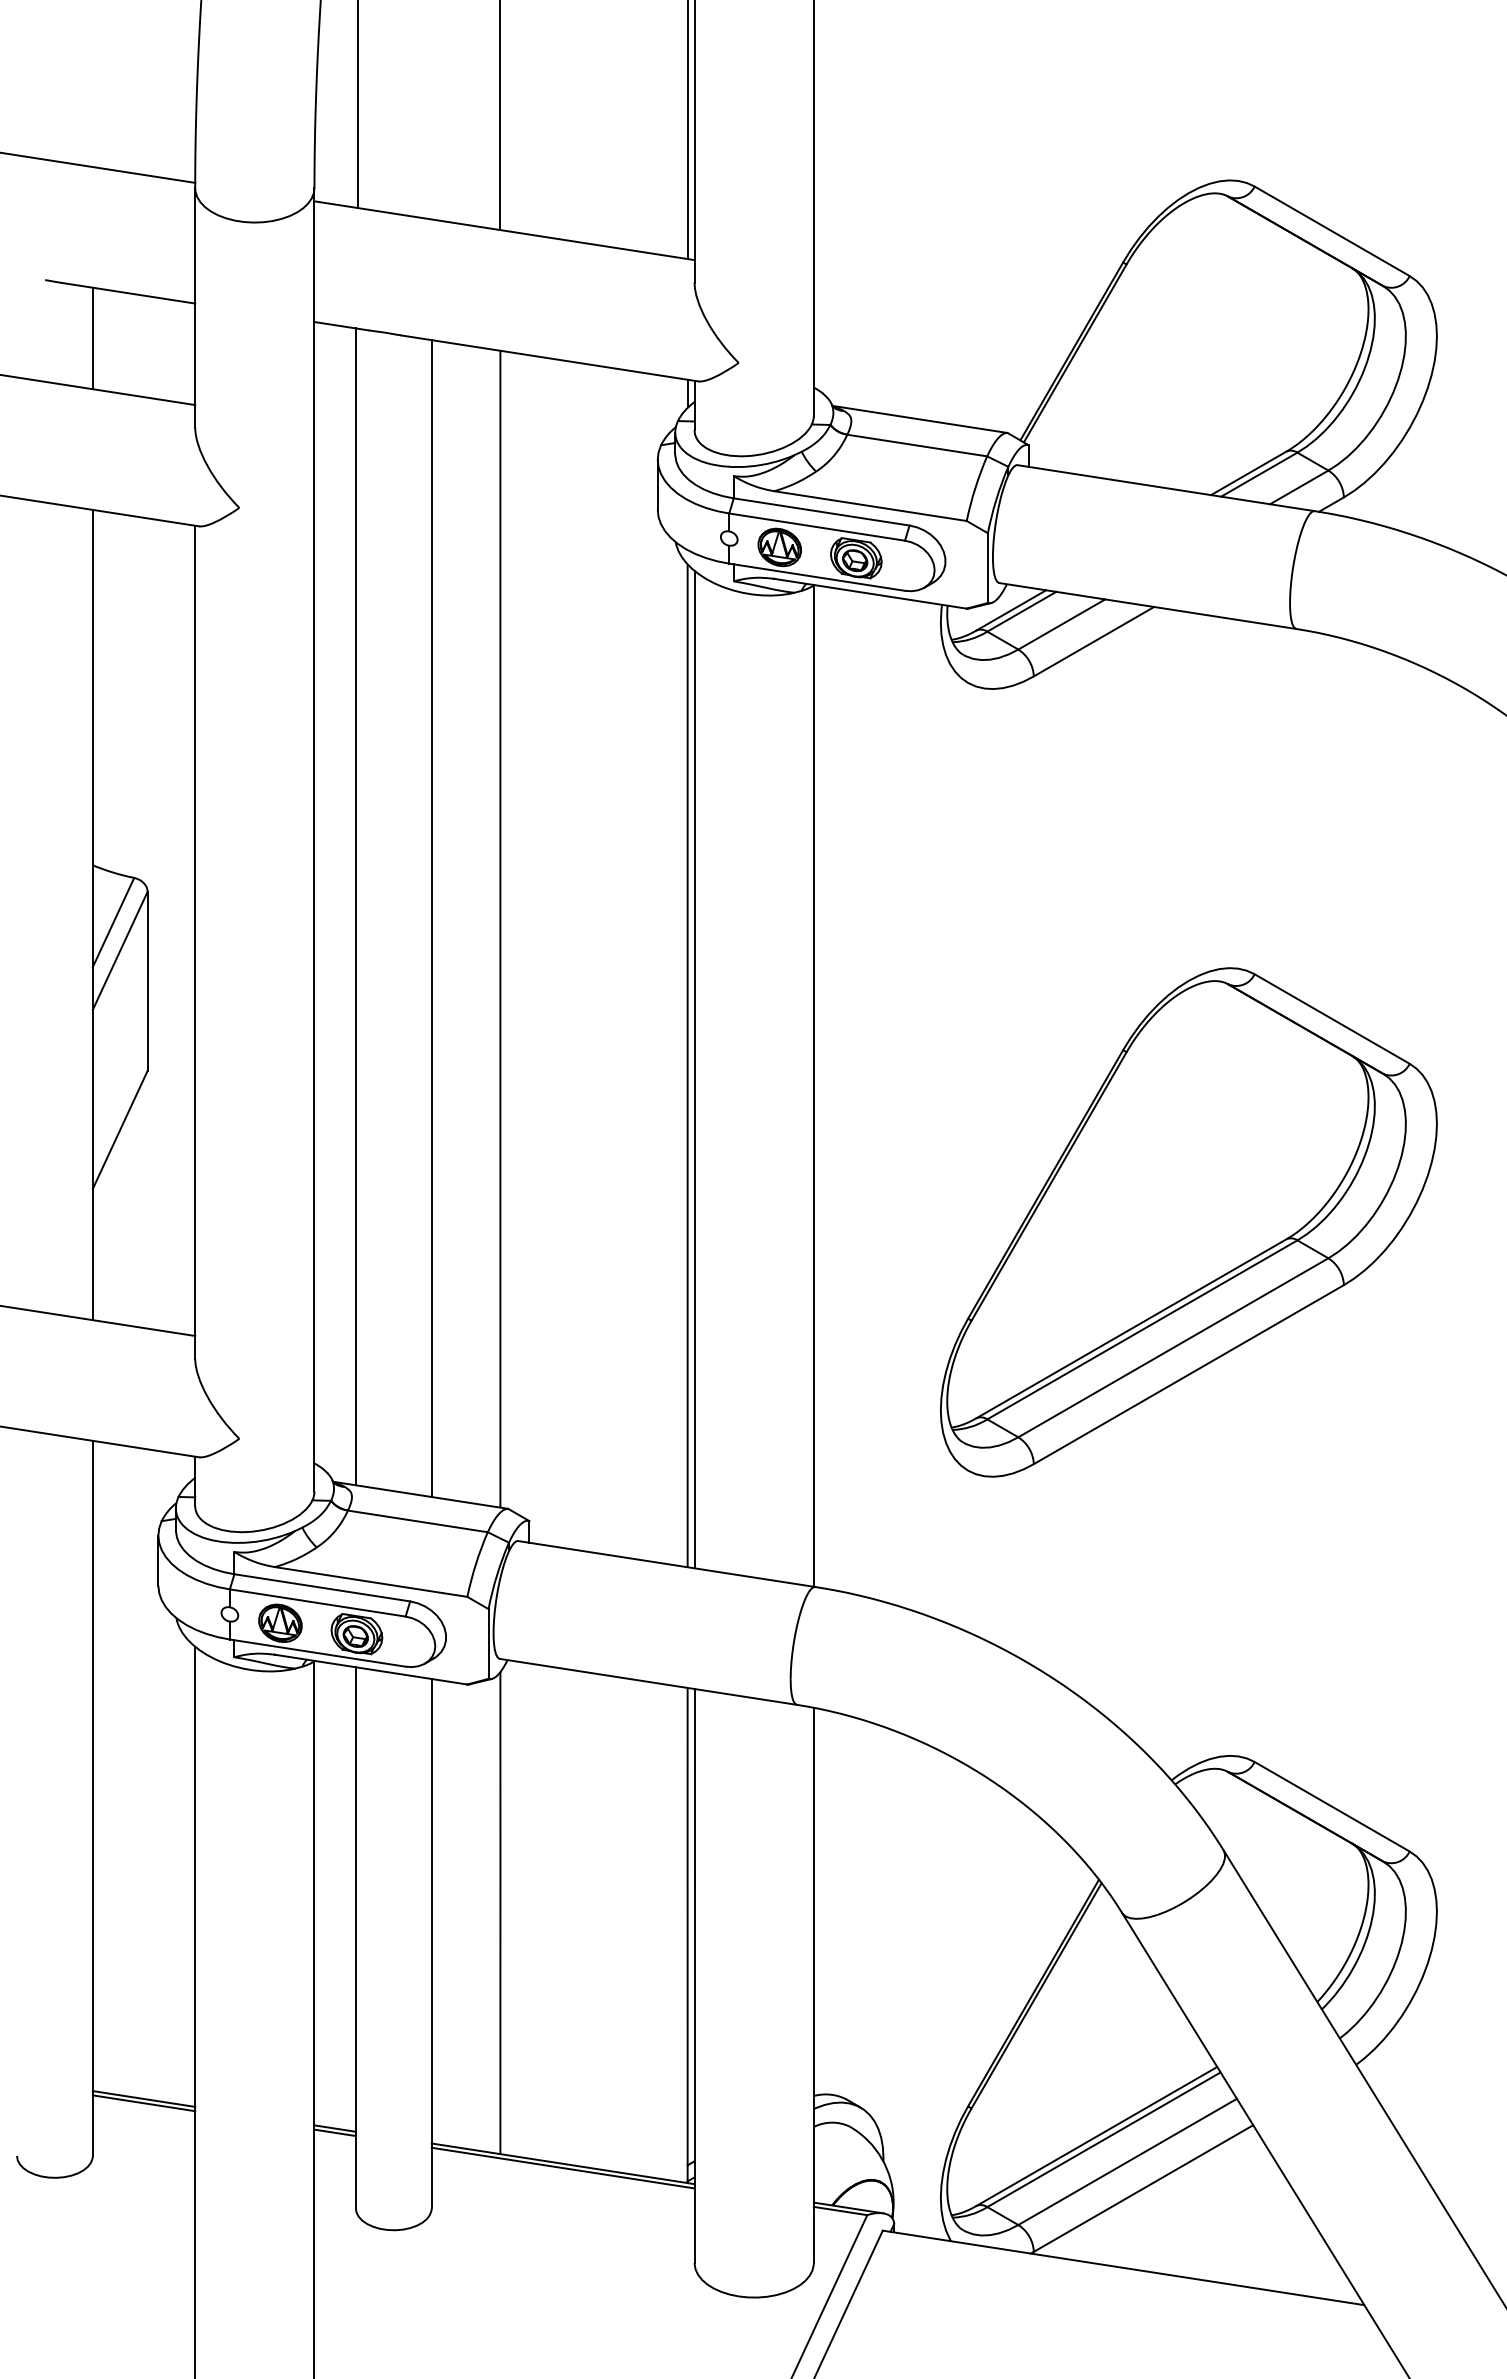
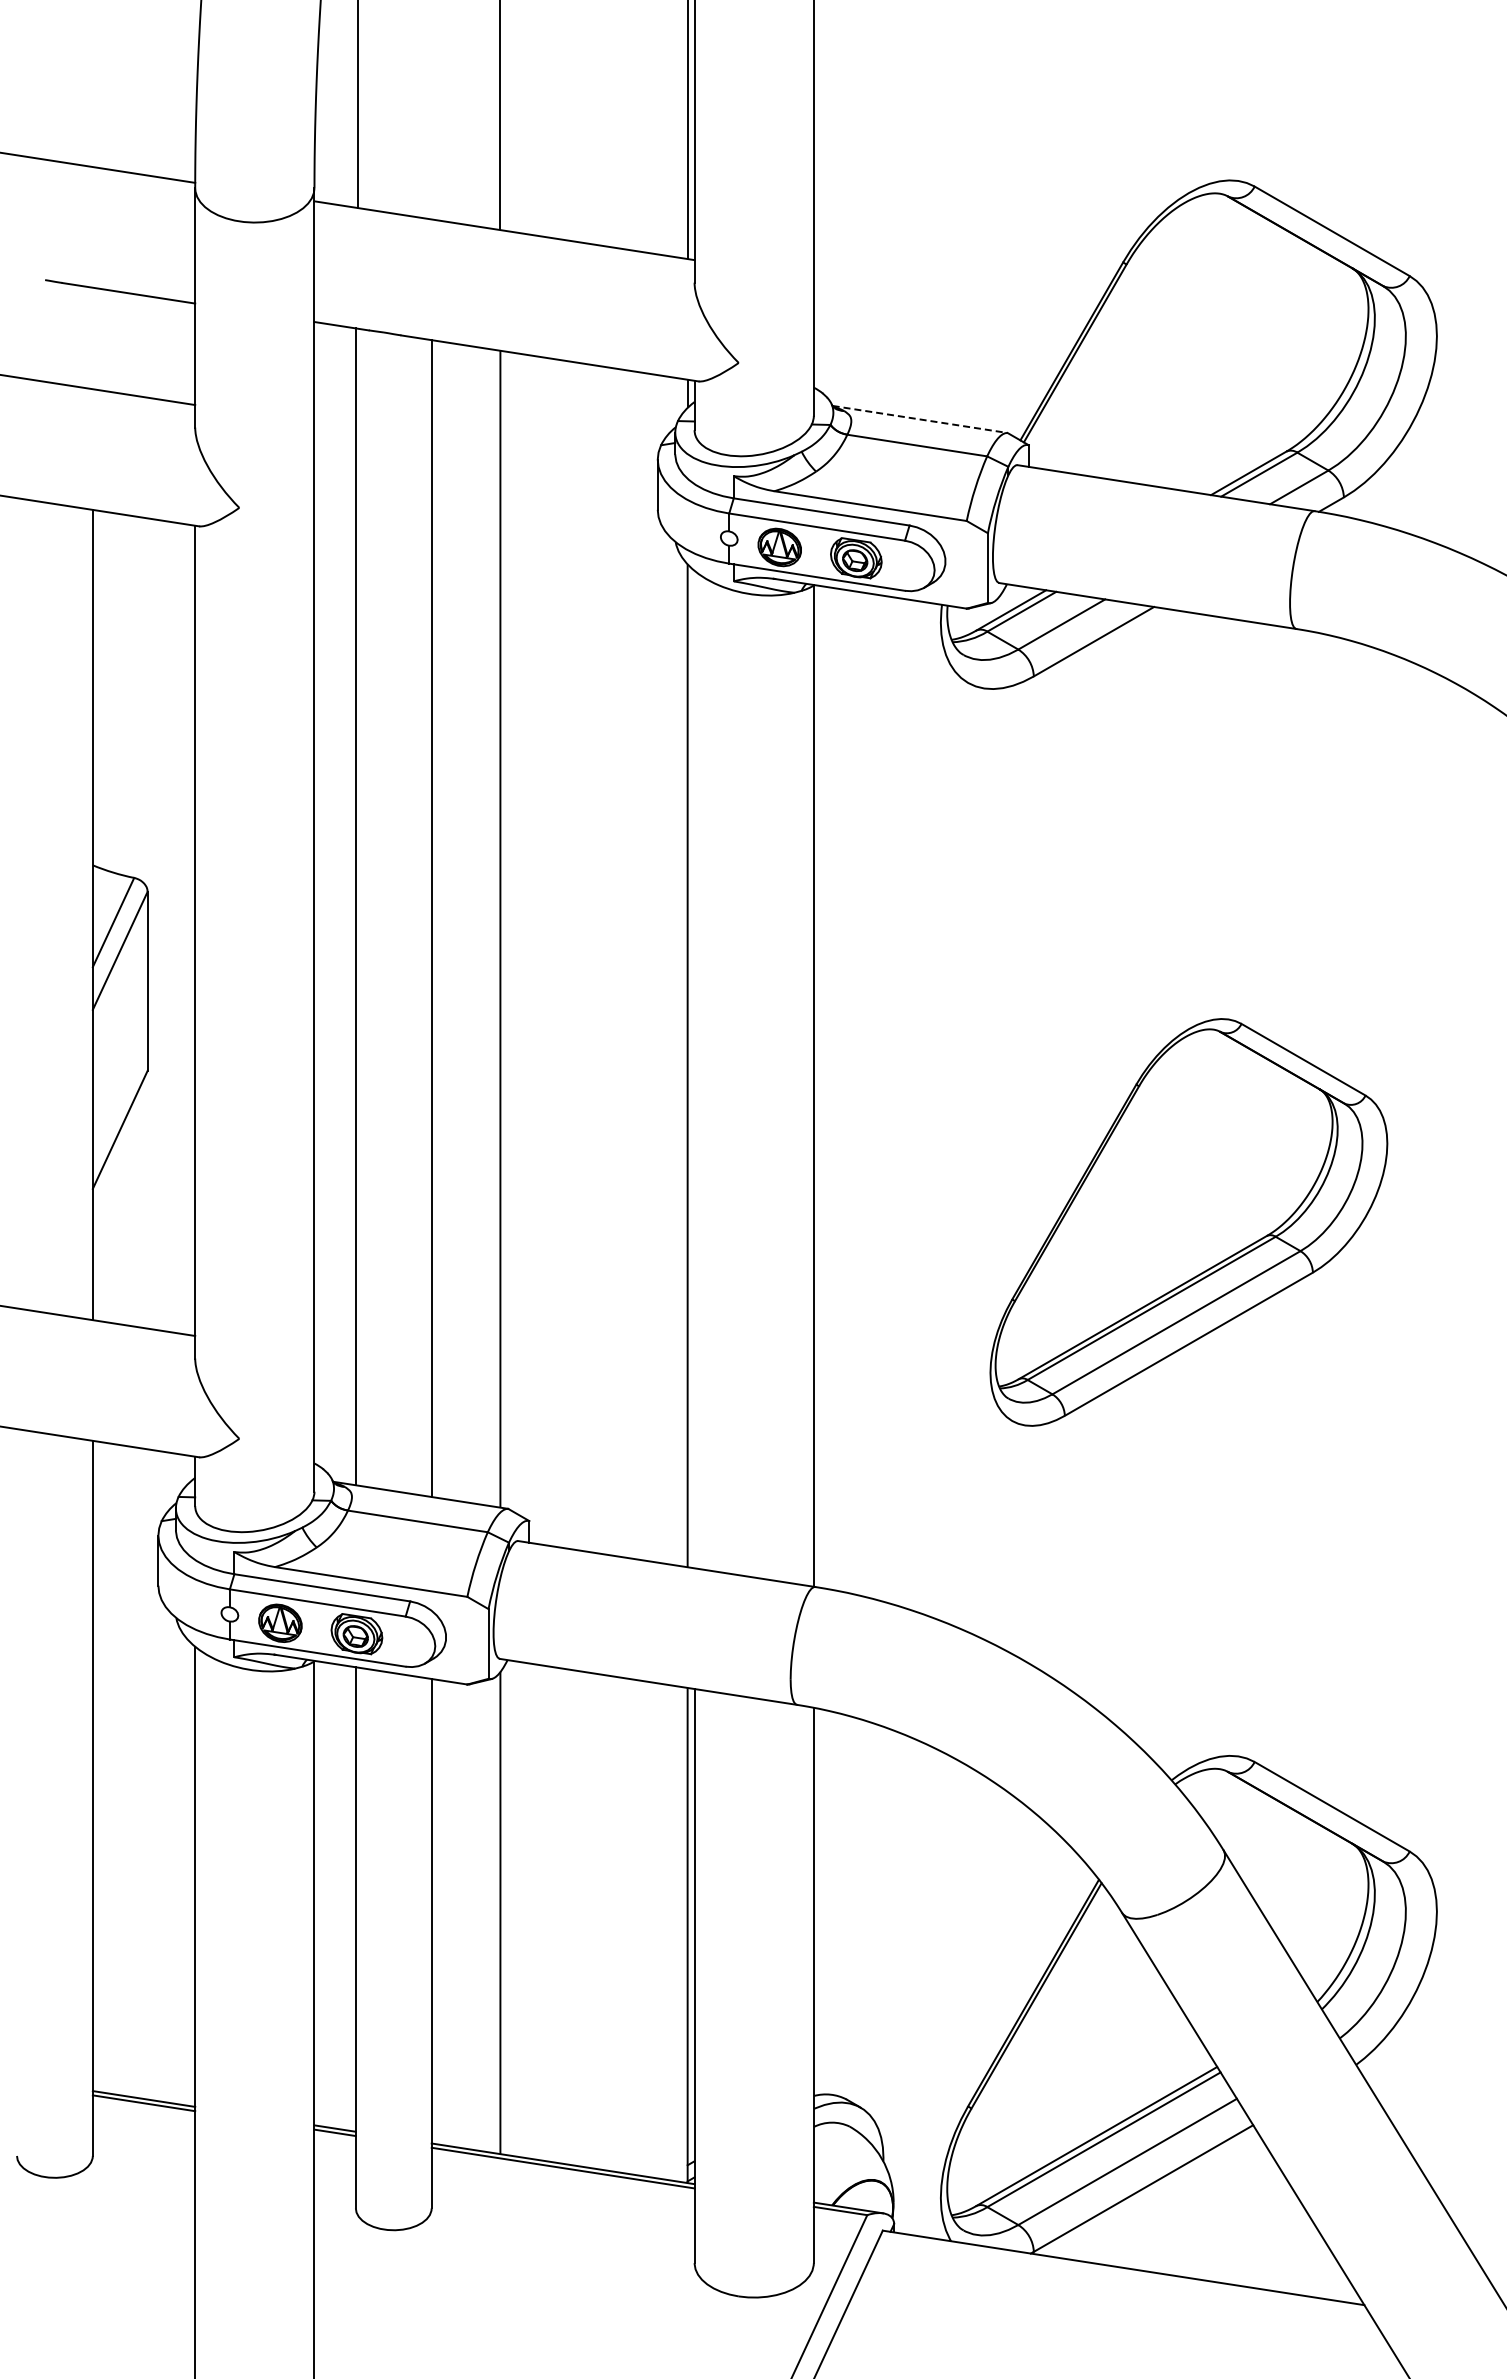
line: present -> none (92, 338)
line: solid -> dashed (920, 419)
line: present -> none (694, 1069)
part size: 498x511 px -> 400x409 px (1188, 1222)
